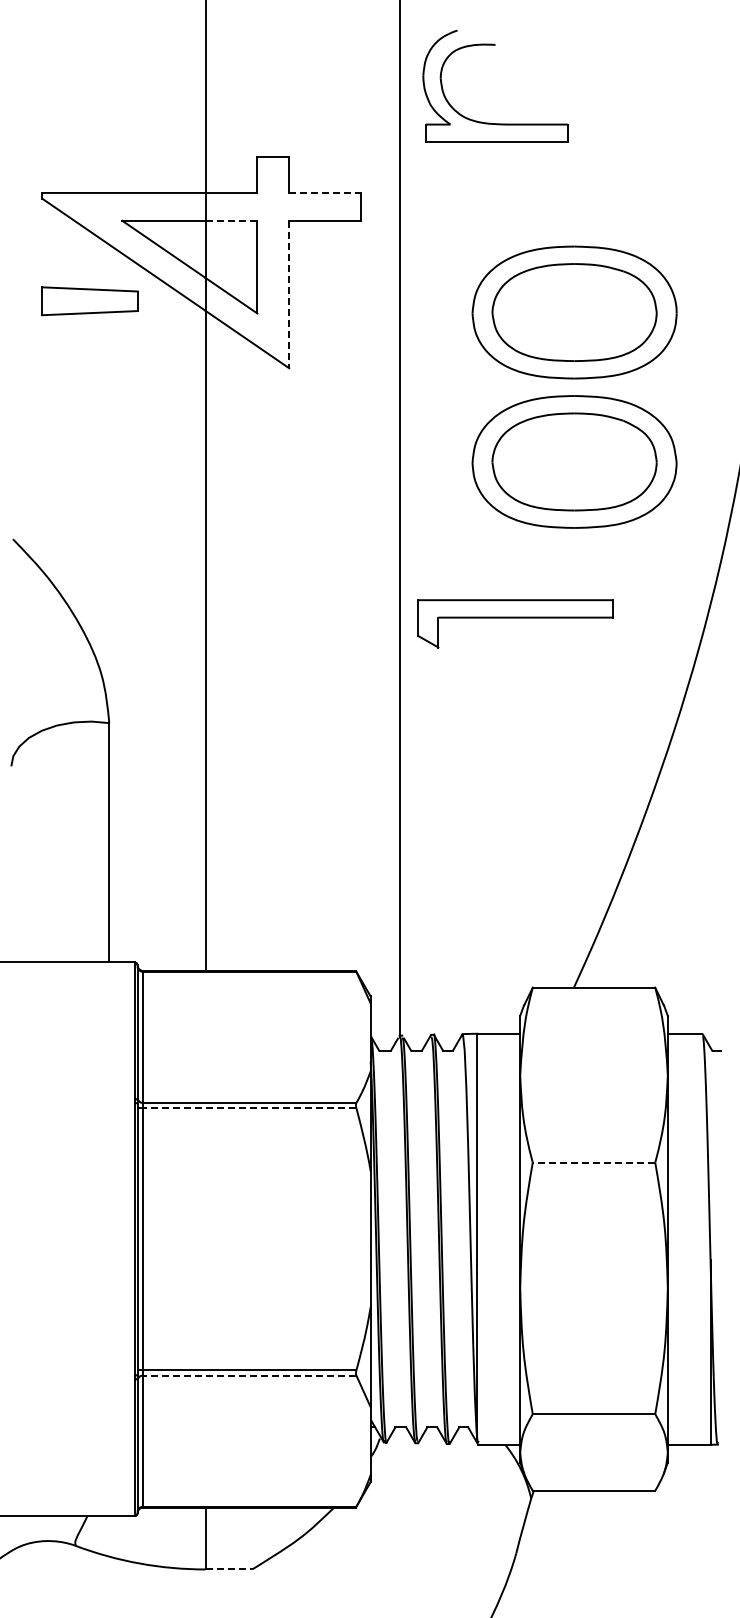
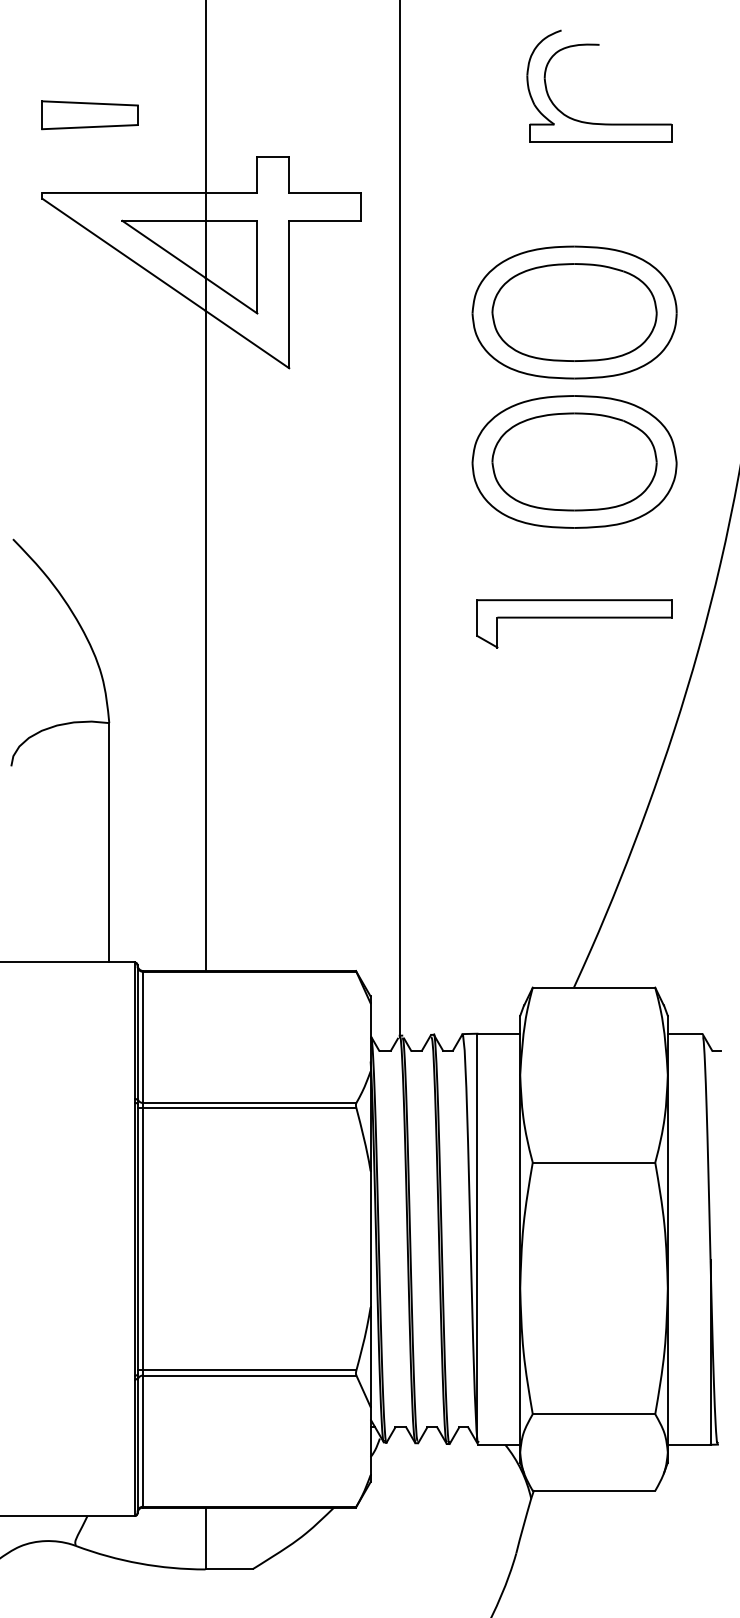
part position: (490, 122) -> (594, 122) (594, 122)
line: dashed -> solid (325, 192)
line: dashed -> solid (231, 220)
line: dashed -> solid (289, 294)
part position: (89, 301) -> (89, 115) (89, 115)
part position: (515, 623) -> (574, 623) (574, 623)
line: dashed -> solid (249, 1108)
line: dashed -> solid (593, 1162)
line: dashed -> solid (249, 1375)
line: dashed -> solid (229, 1569)
